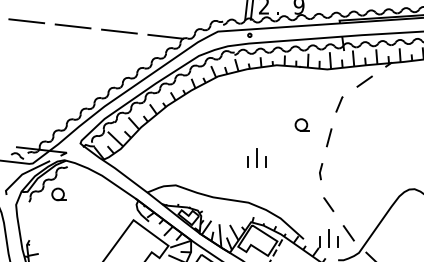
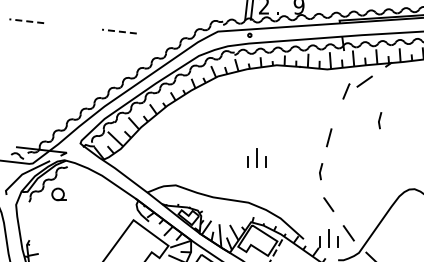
line: solid -> dashed (26, 21)
line: present -> none (72, 26)
line: solid -> dashed (118, 31)
line: present -> none (165, 36)
line position: (339, 104) -> (346, 91) (346, 91)
line: none -> present (380, 120)
part: present -> none (301, 124)
